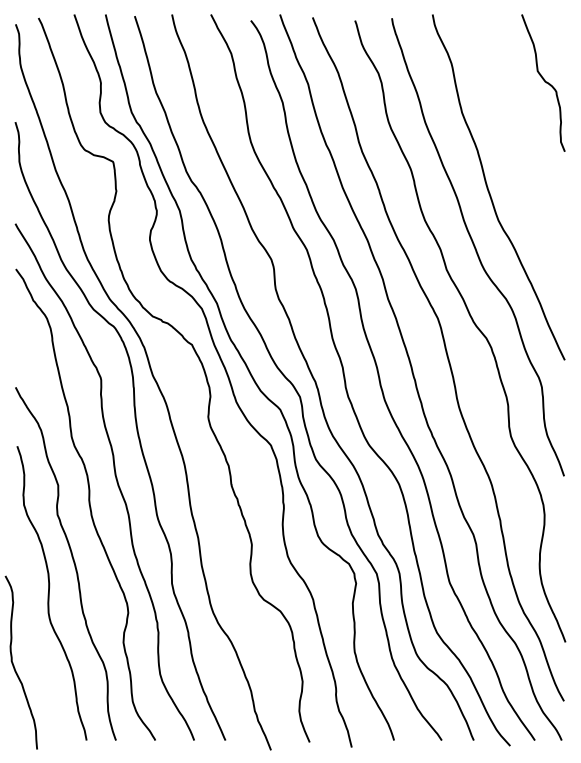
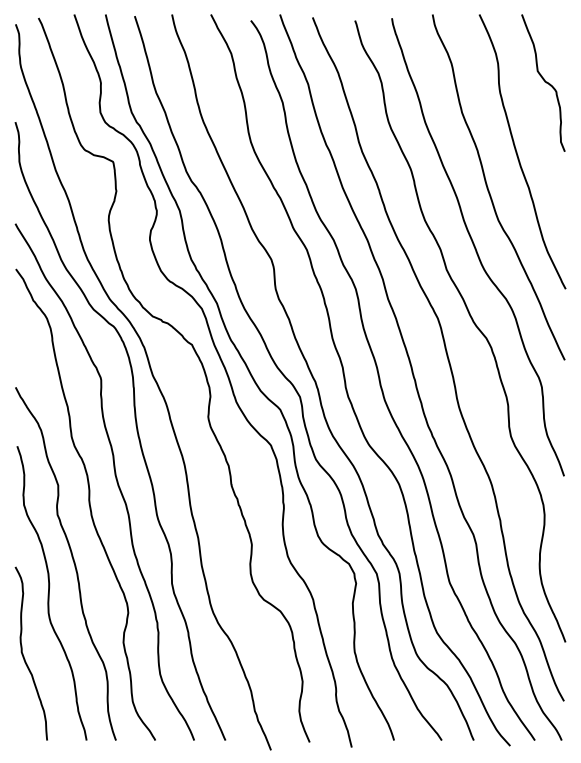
curve: none -> present (517, 151)
curve position: (14, 665) -> (24, 656) (24, 656)
